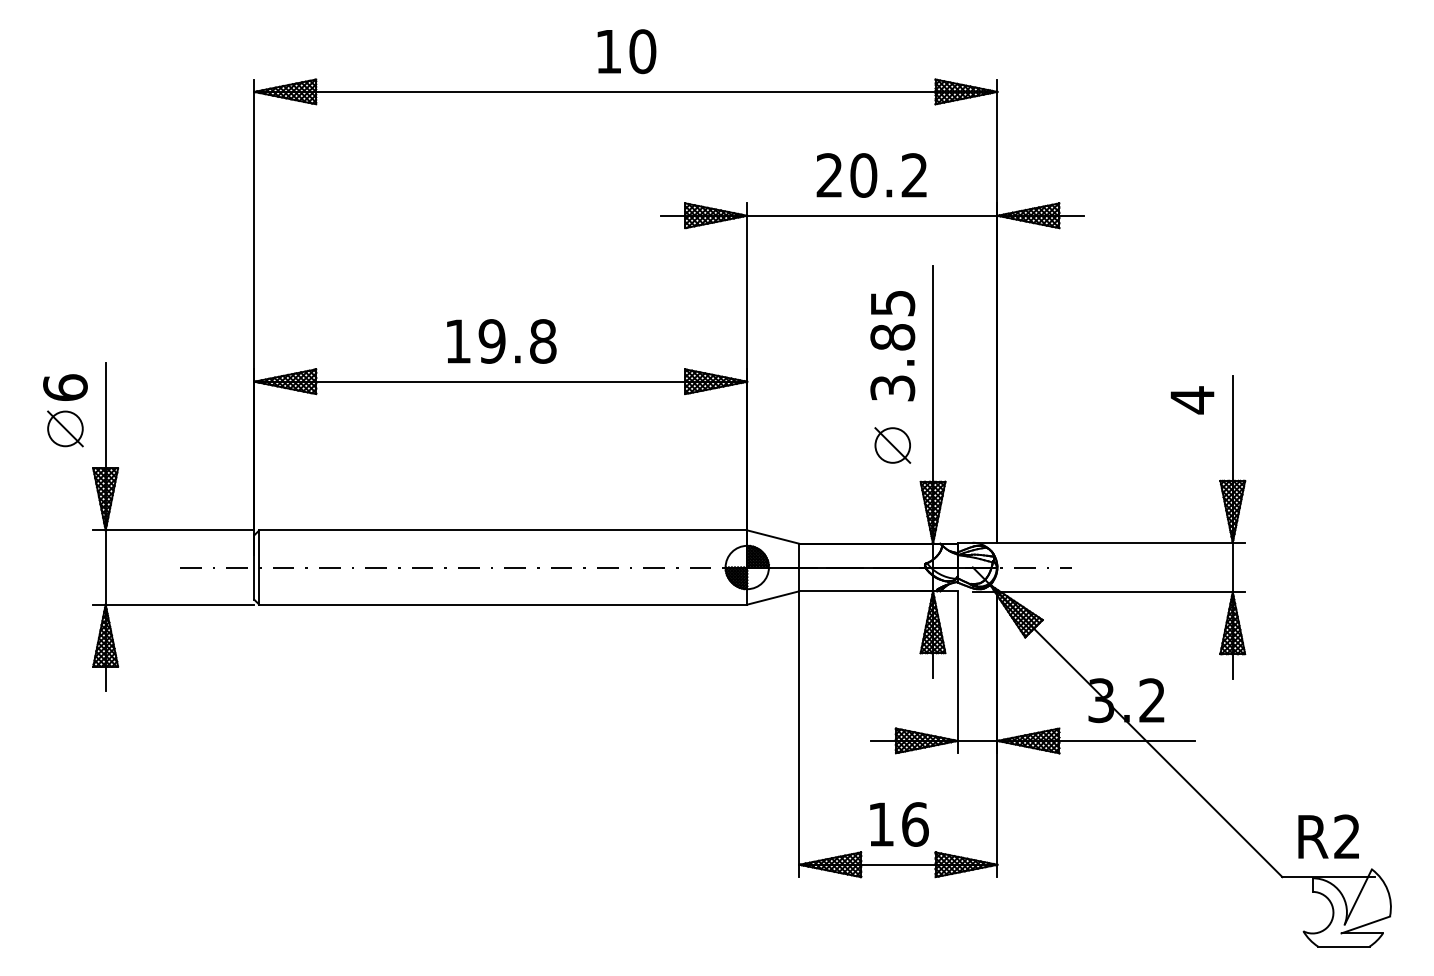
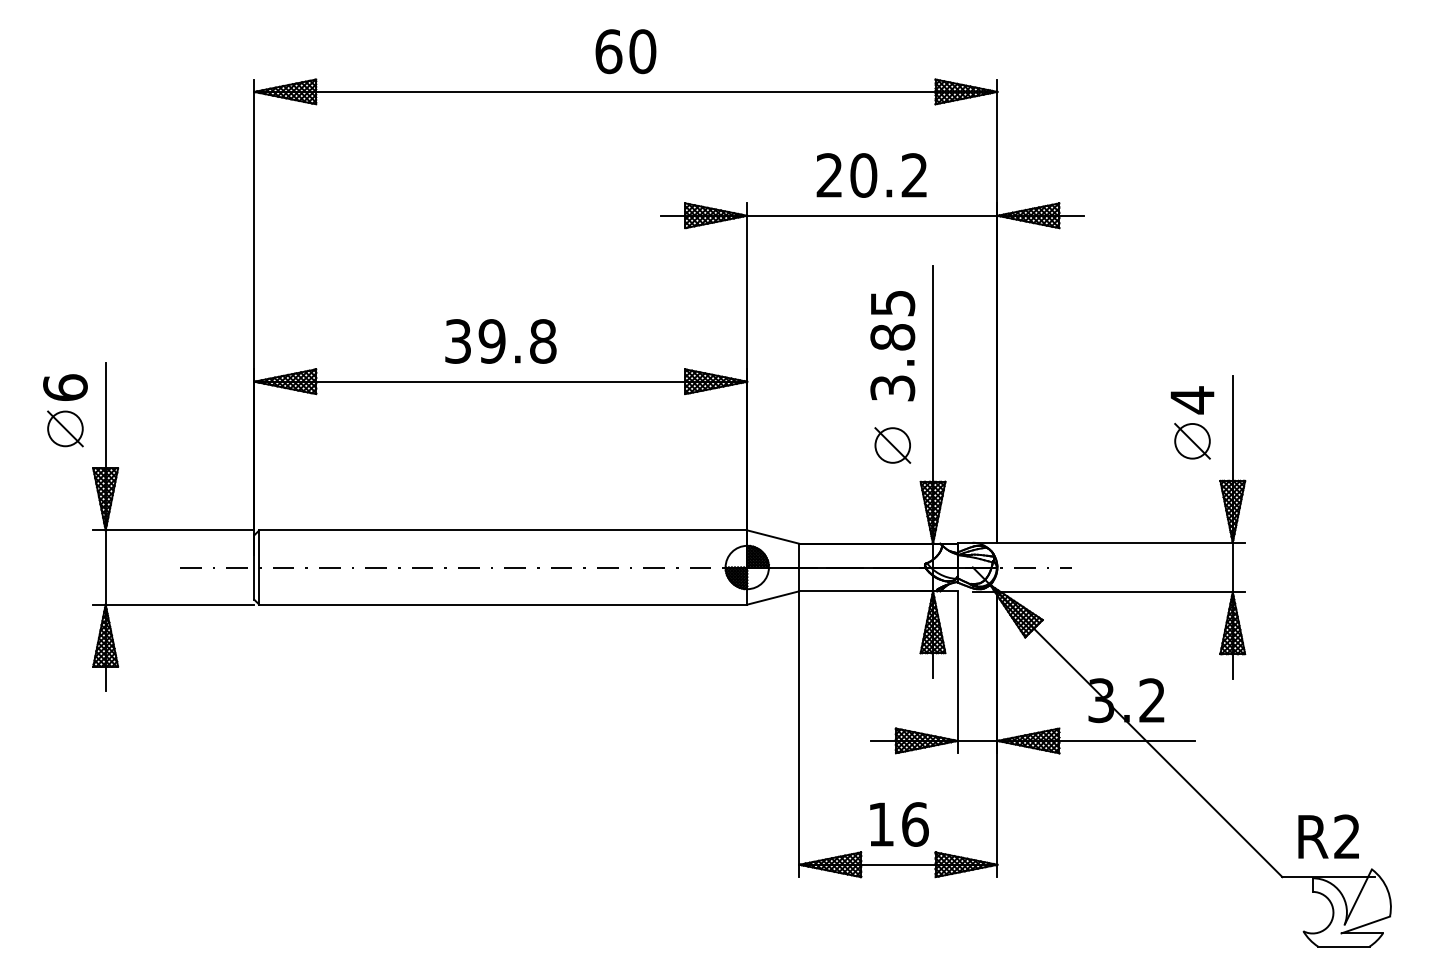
text: 10 -> 60 (608, 51)
text: 19.8 -> 39.8 (457, 341)
part: none -> present (1192, 440)
